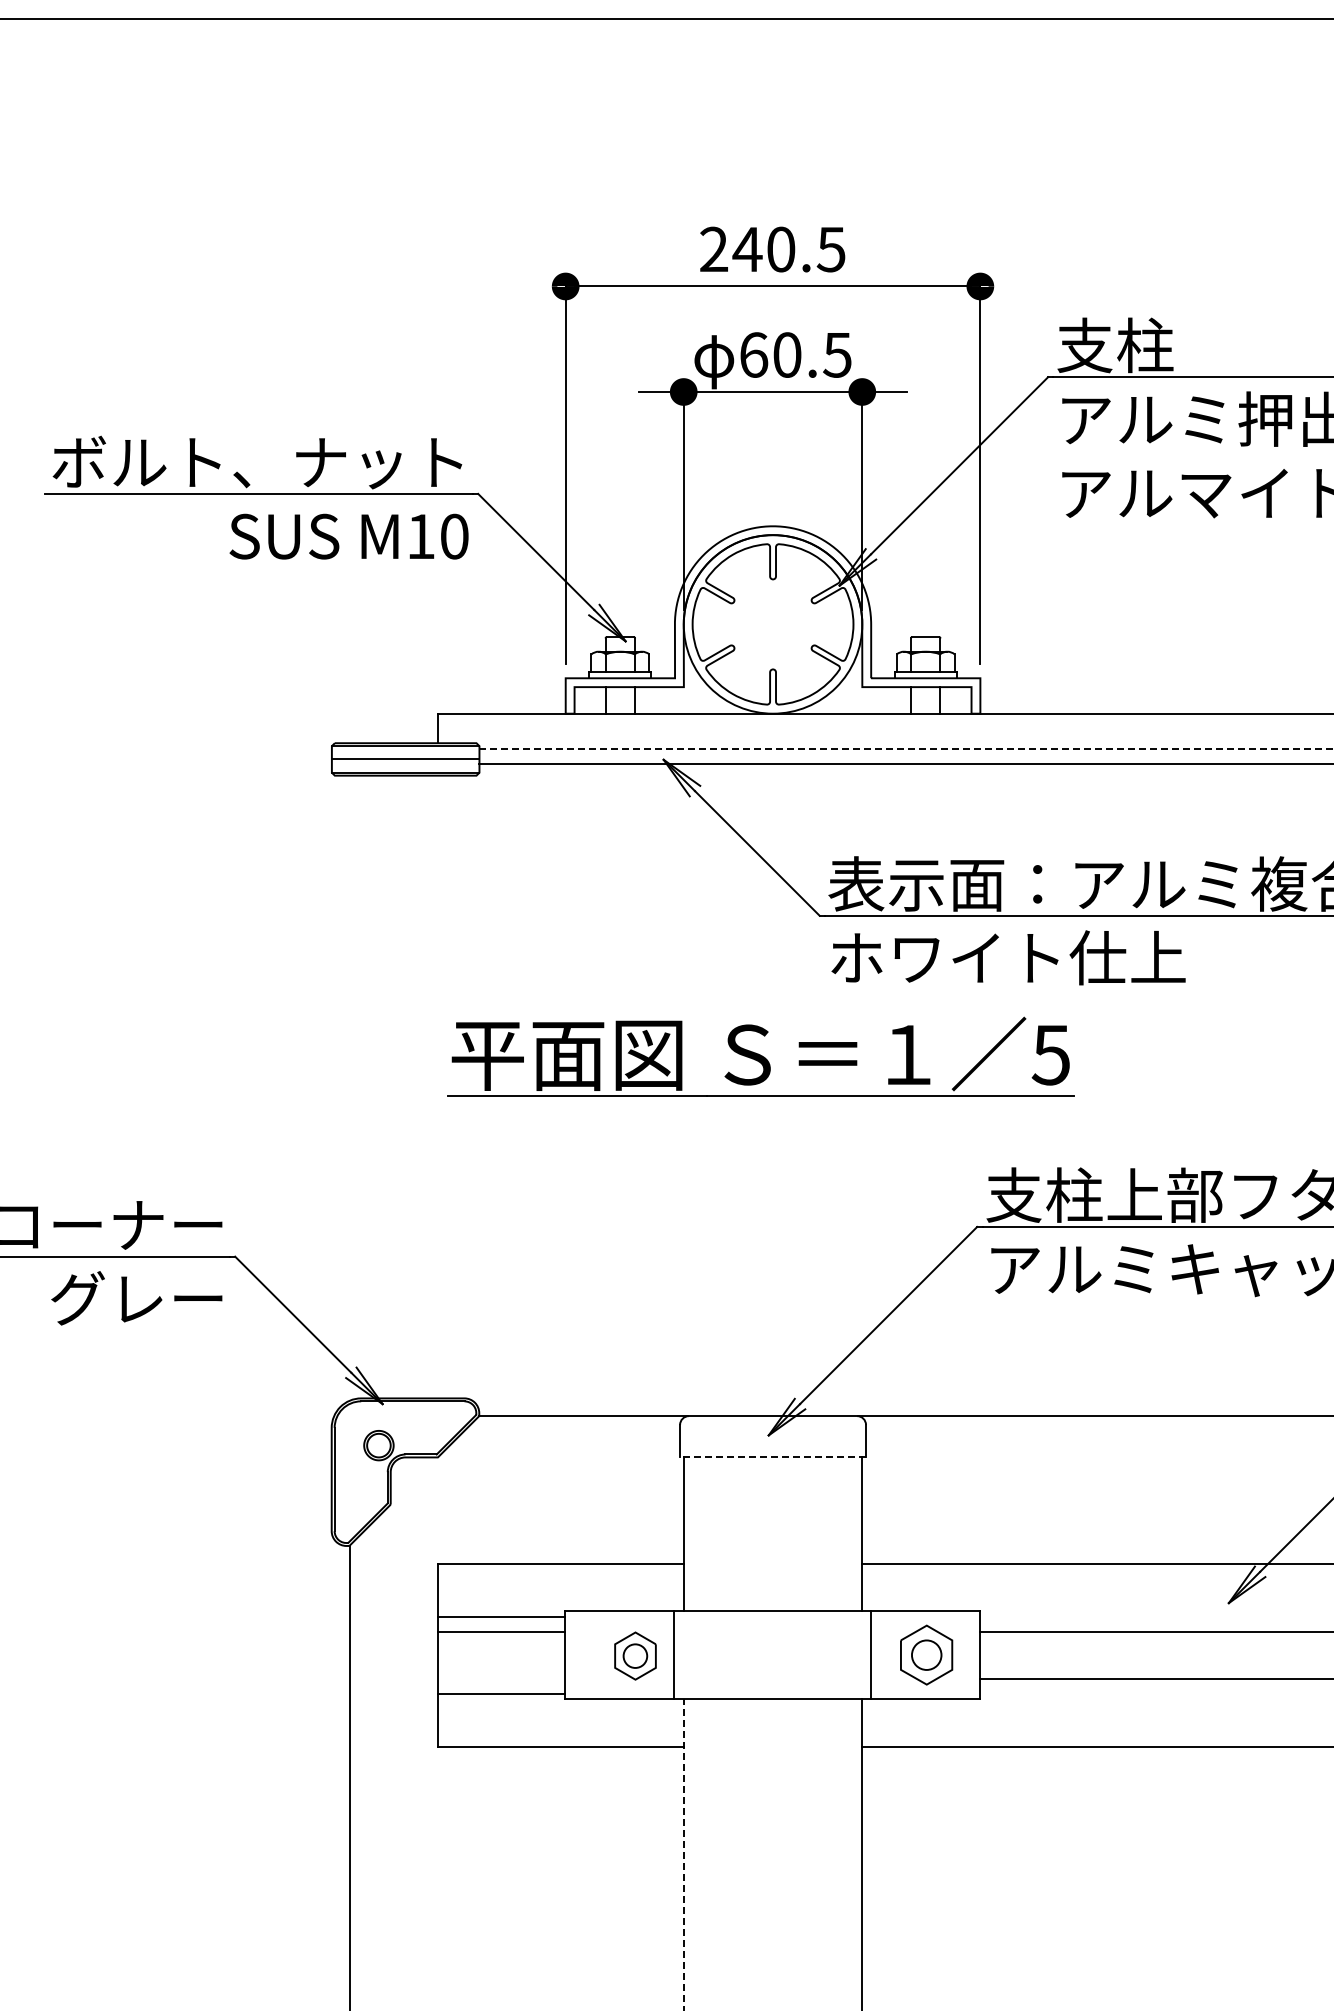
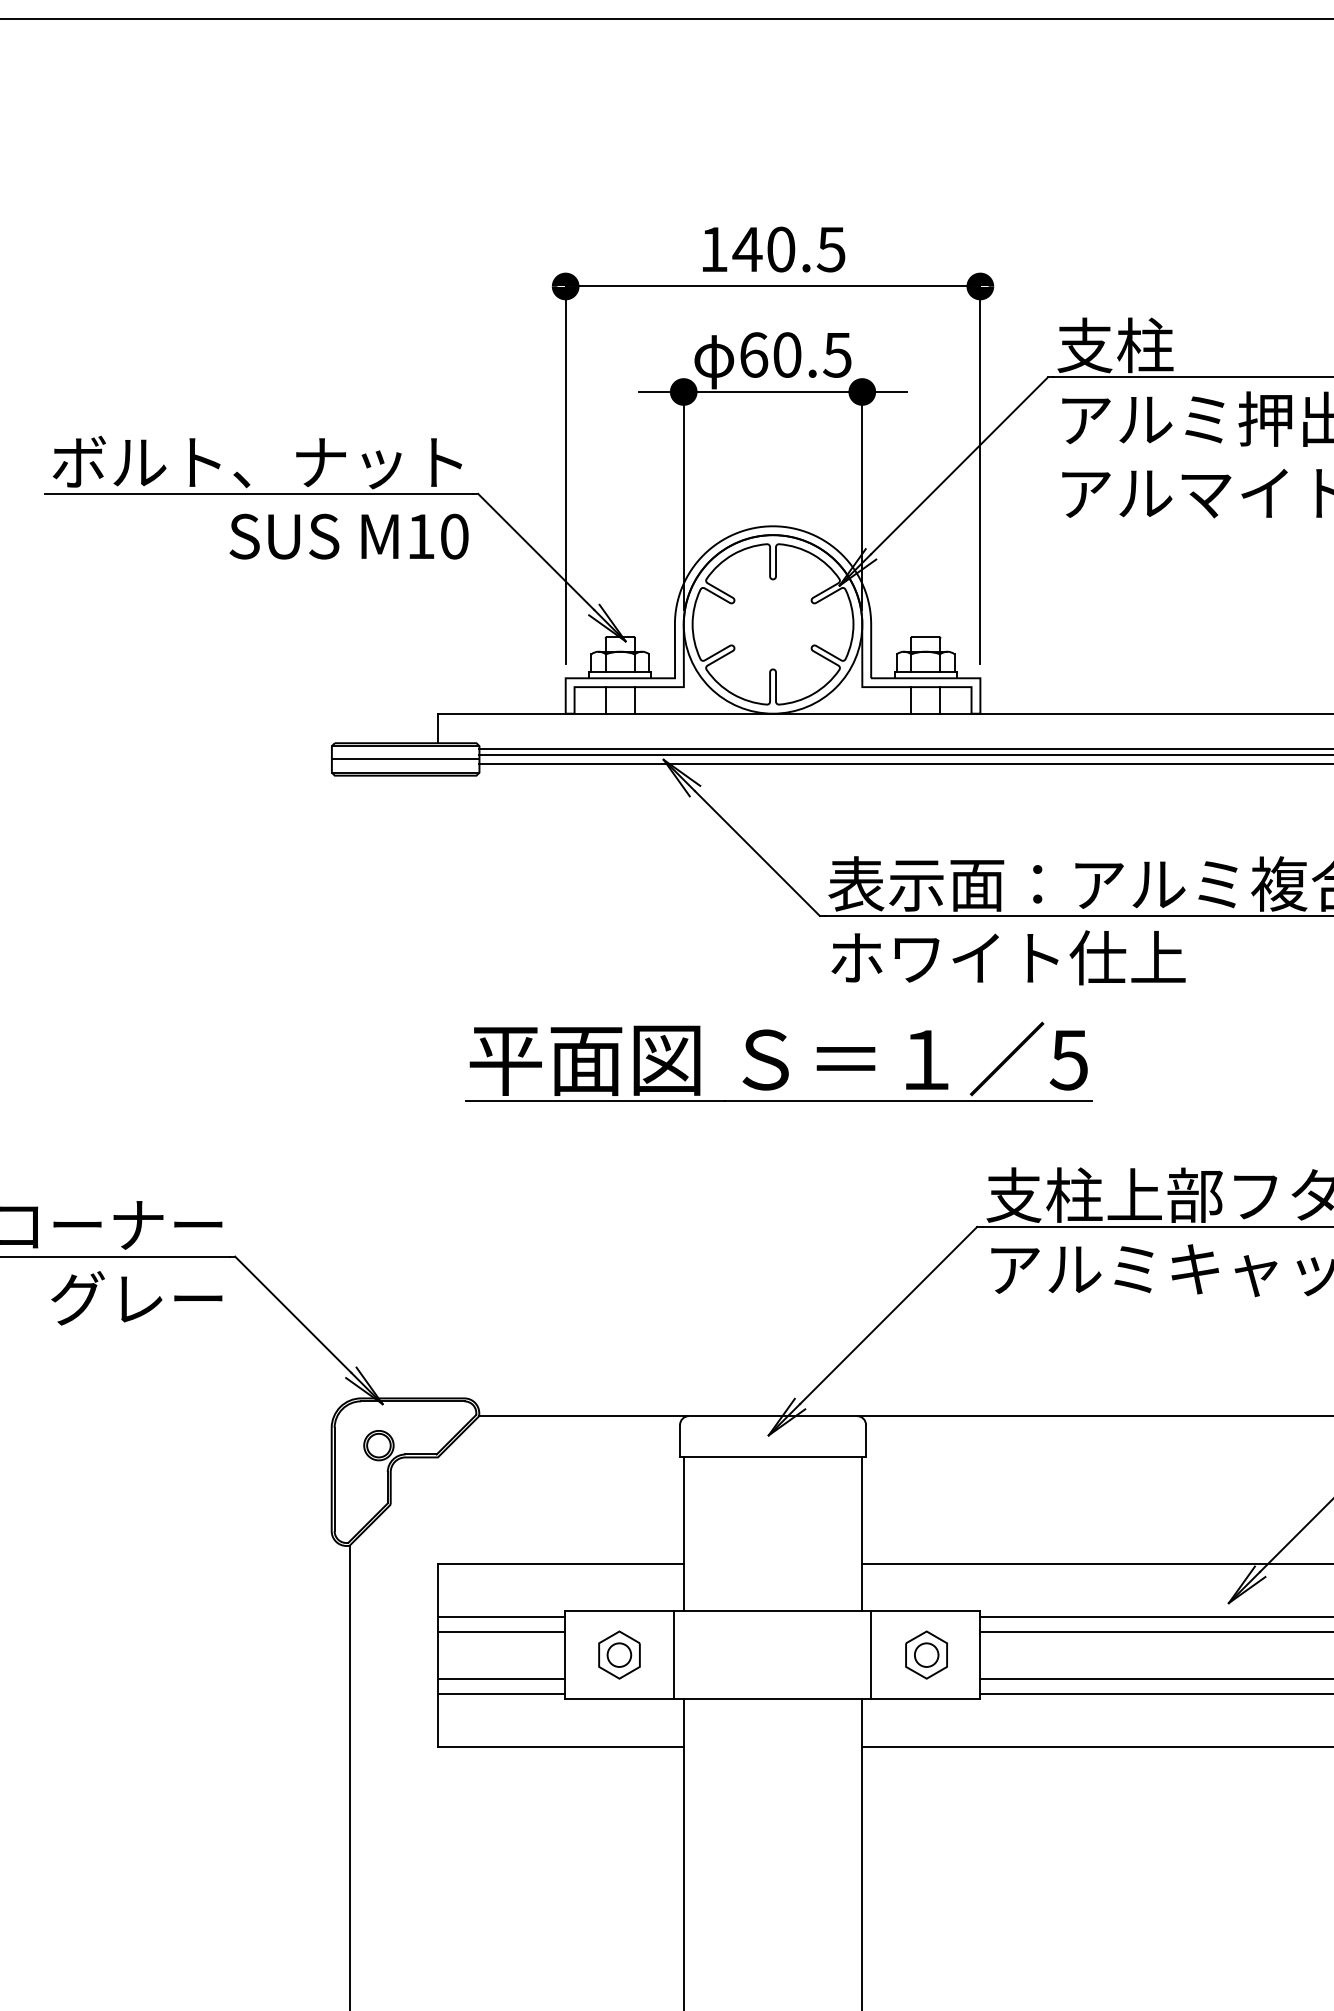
text: 240.5 -> 140.5 (713, 248)
line: dashed -> solid (907, 749)
line: none -> present (904, 755)
part position: (760, 1056) -> (778, 1061) (778, 1061)
line: dashed -> solid (773, 1457)
line: none -> present (1154, 1616)
part size: 54x62 px -> 43x50 px (926, 1654)
part position: (635, 1655) -> (619, 1654) (619, 1654)
line: none -> present (501, 1678)
line: none -> present (1154, 1693)
line: dashed -> solid (683, 1855)
